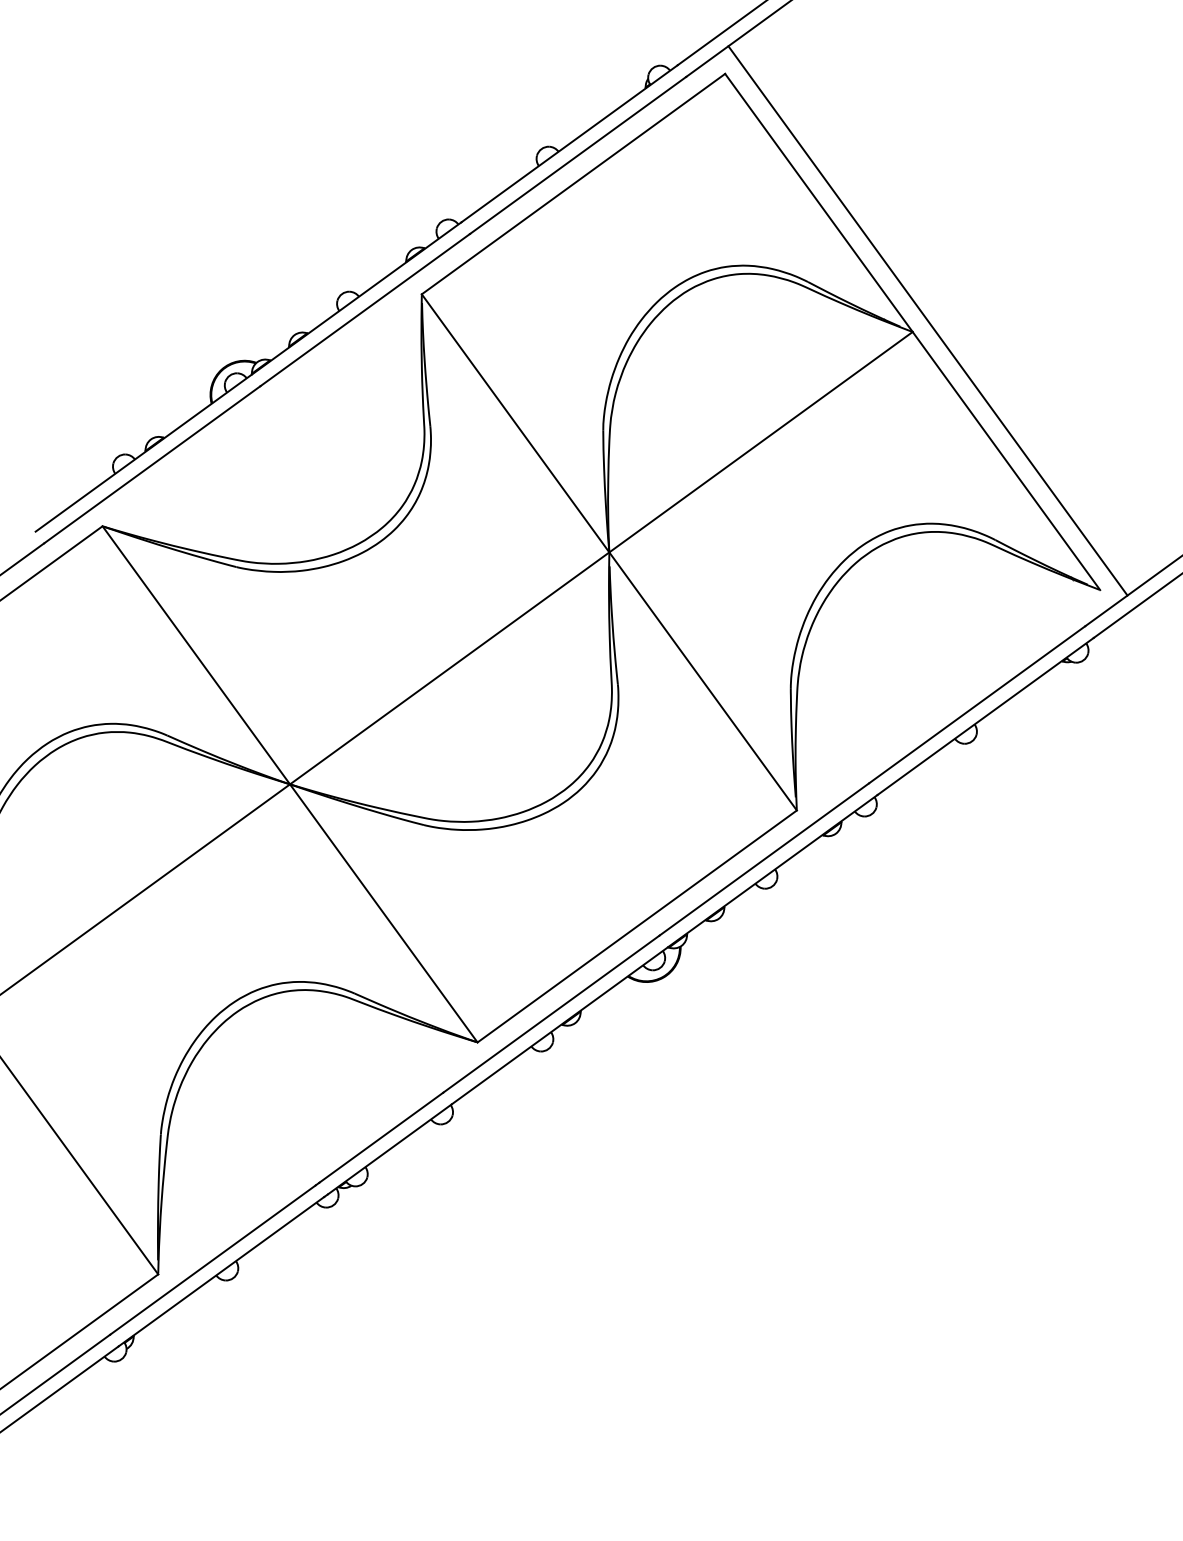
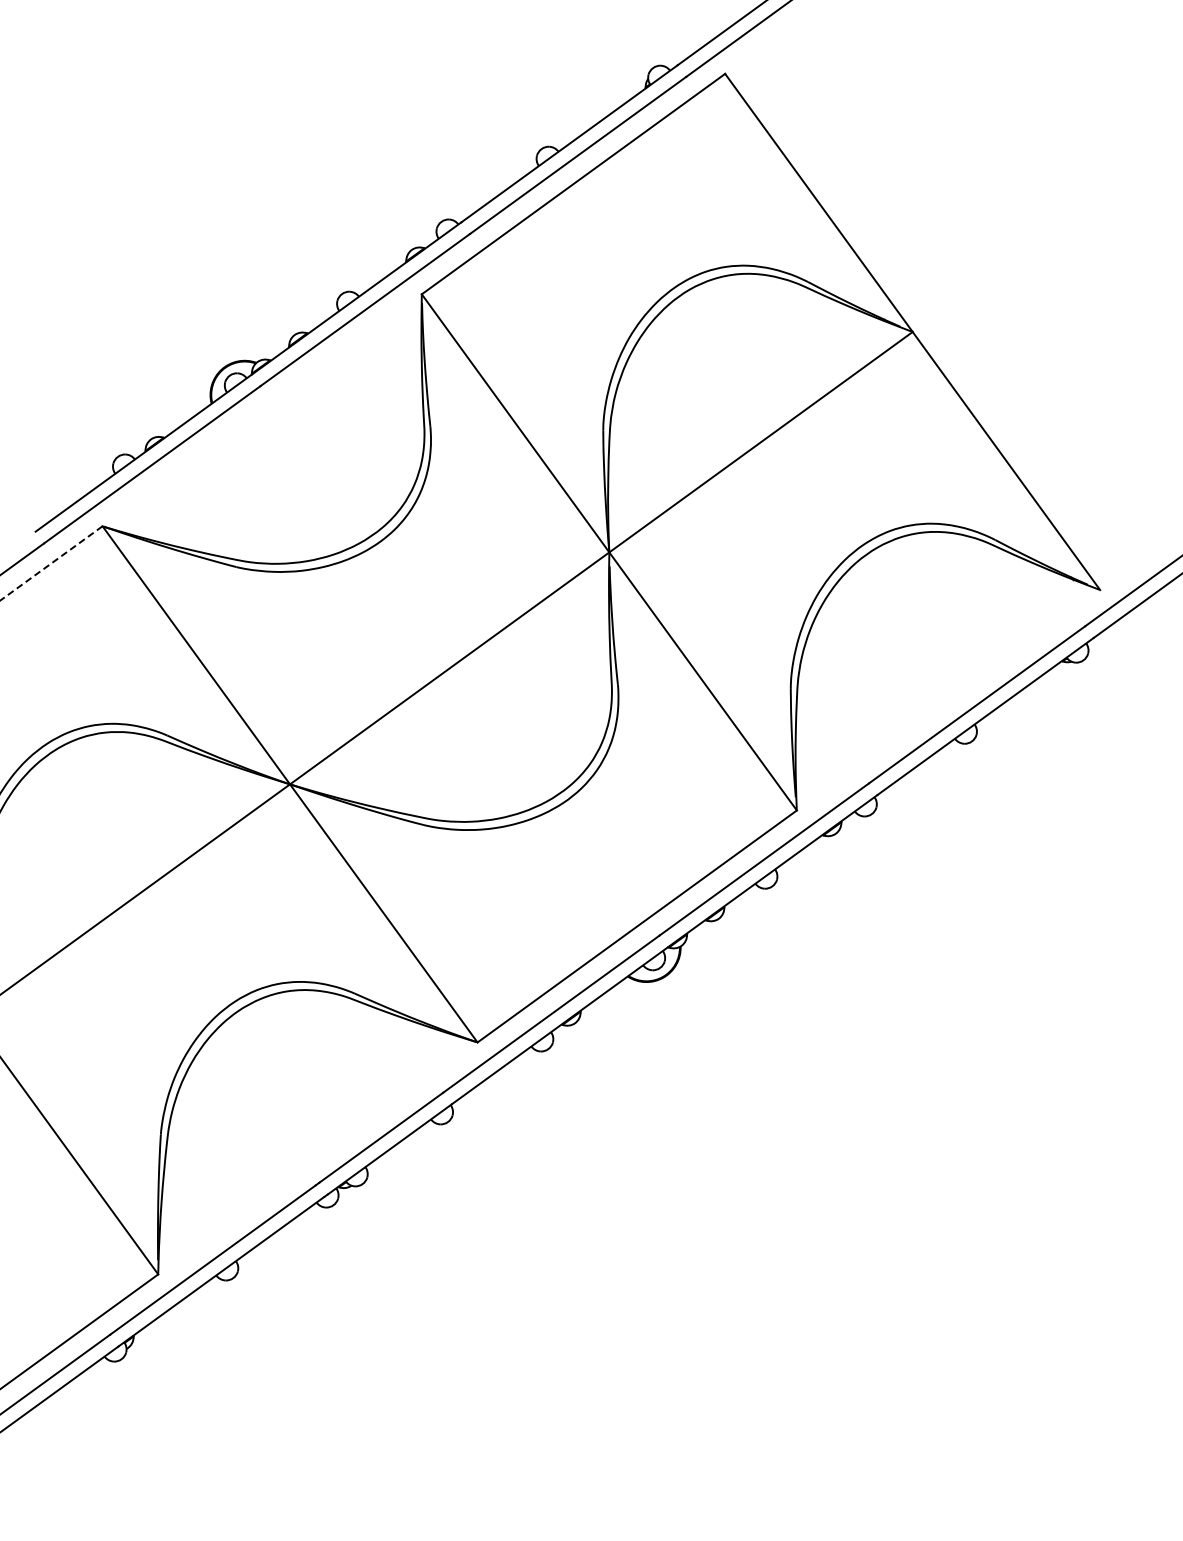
line: present -> none (927, 320)
line: solid -> dashed (51, 563)
